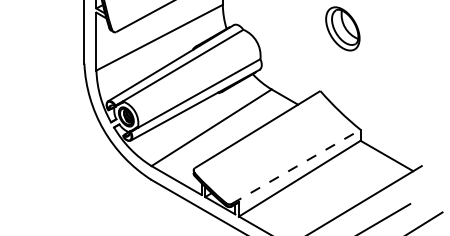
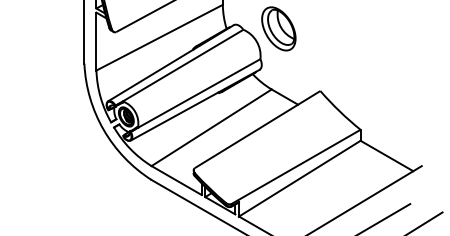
part position: (342, 28) -> (278, 28) (278, 28)
line: dashed -> solid (295, 166)
